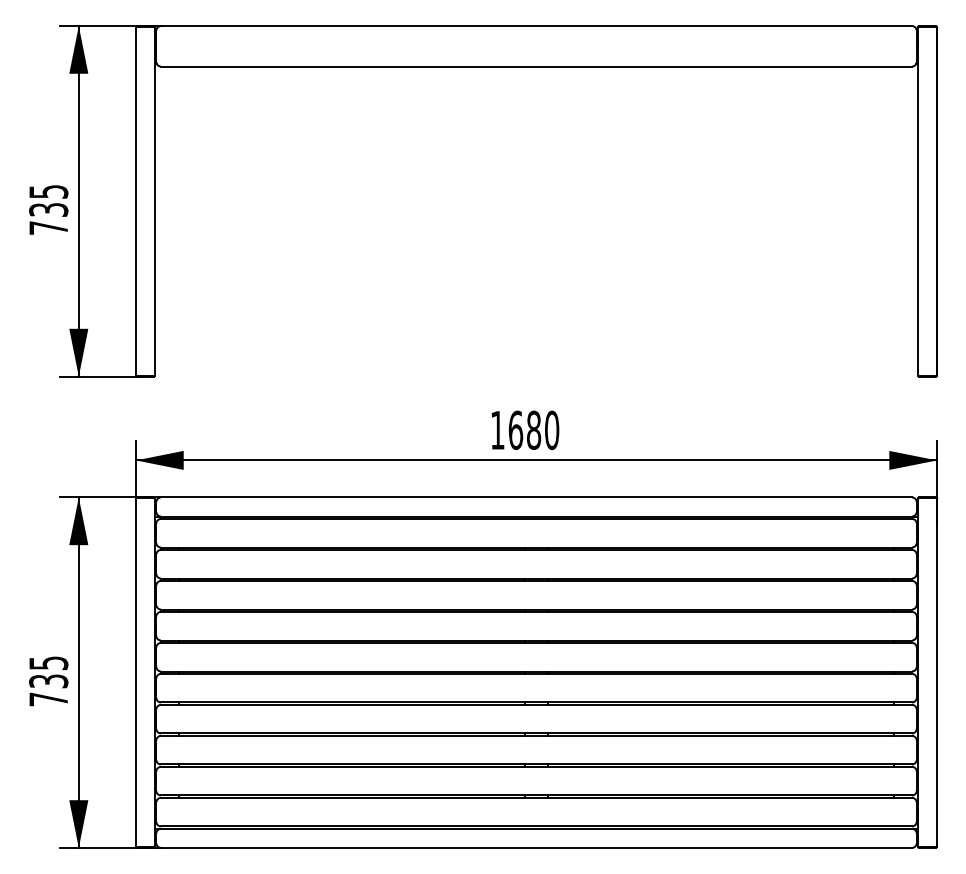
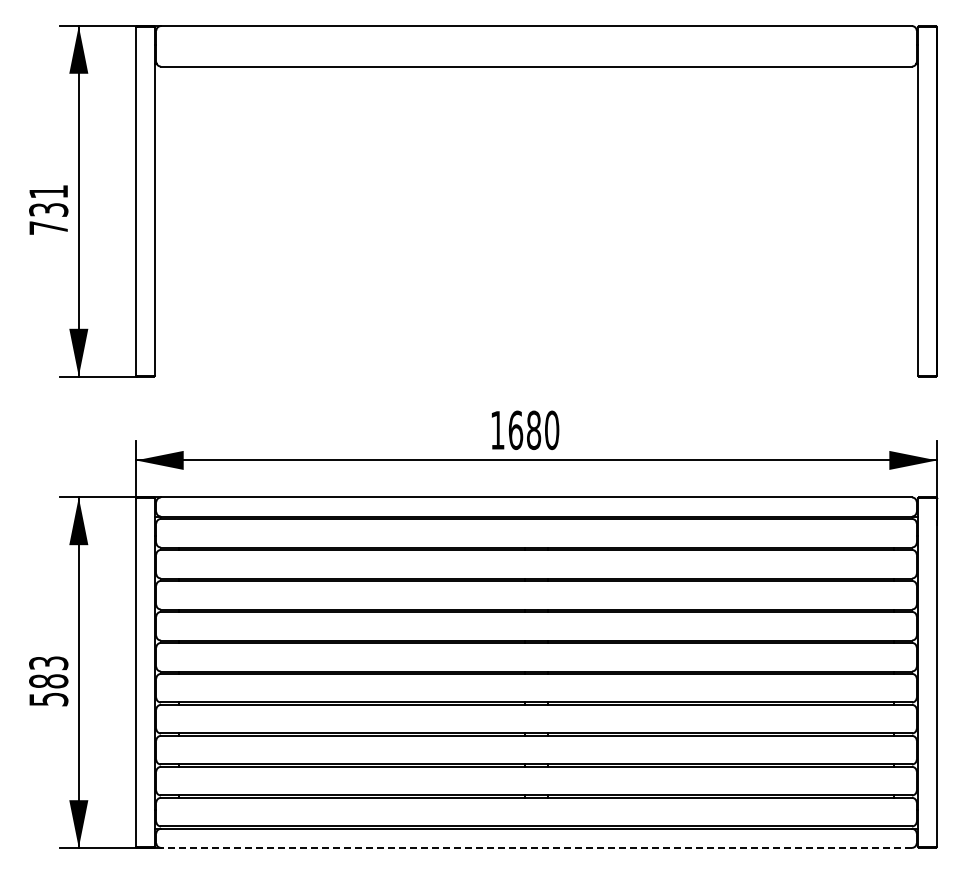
text: 735 -> 731 (48, 191)
text: 735 -> 583 (48, 681)
line: solid -> dashed (536, 847)
